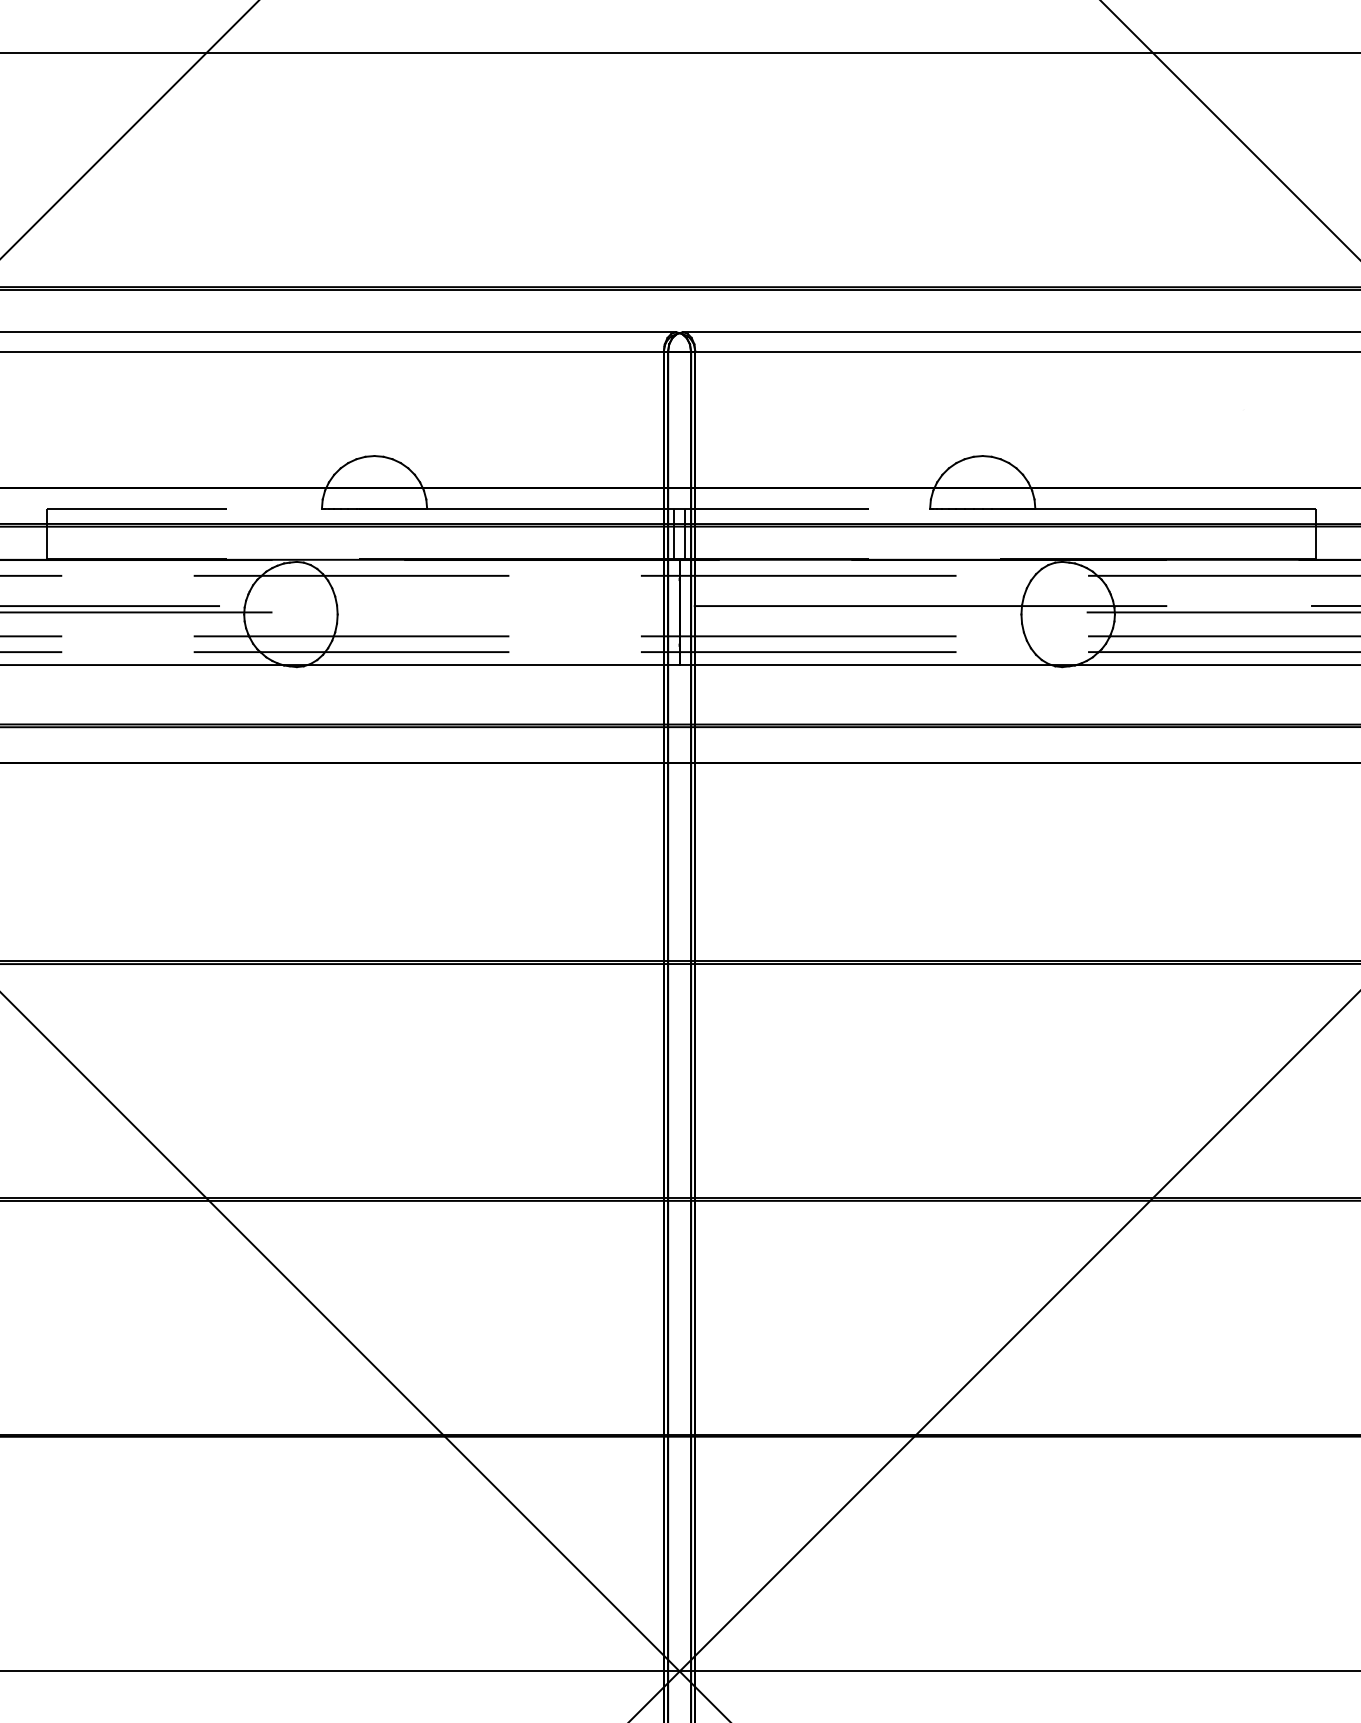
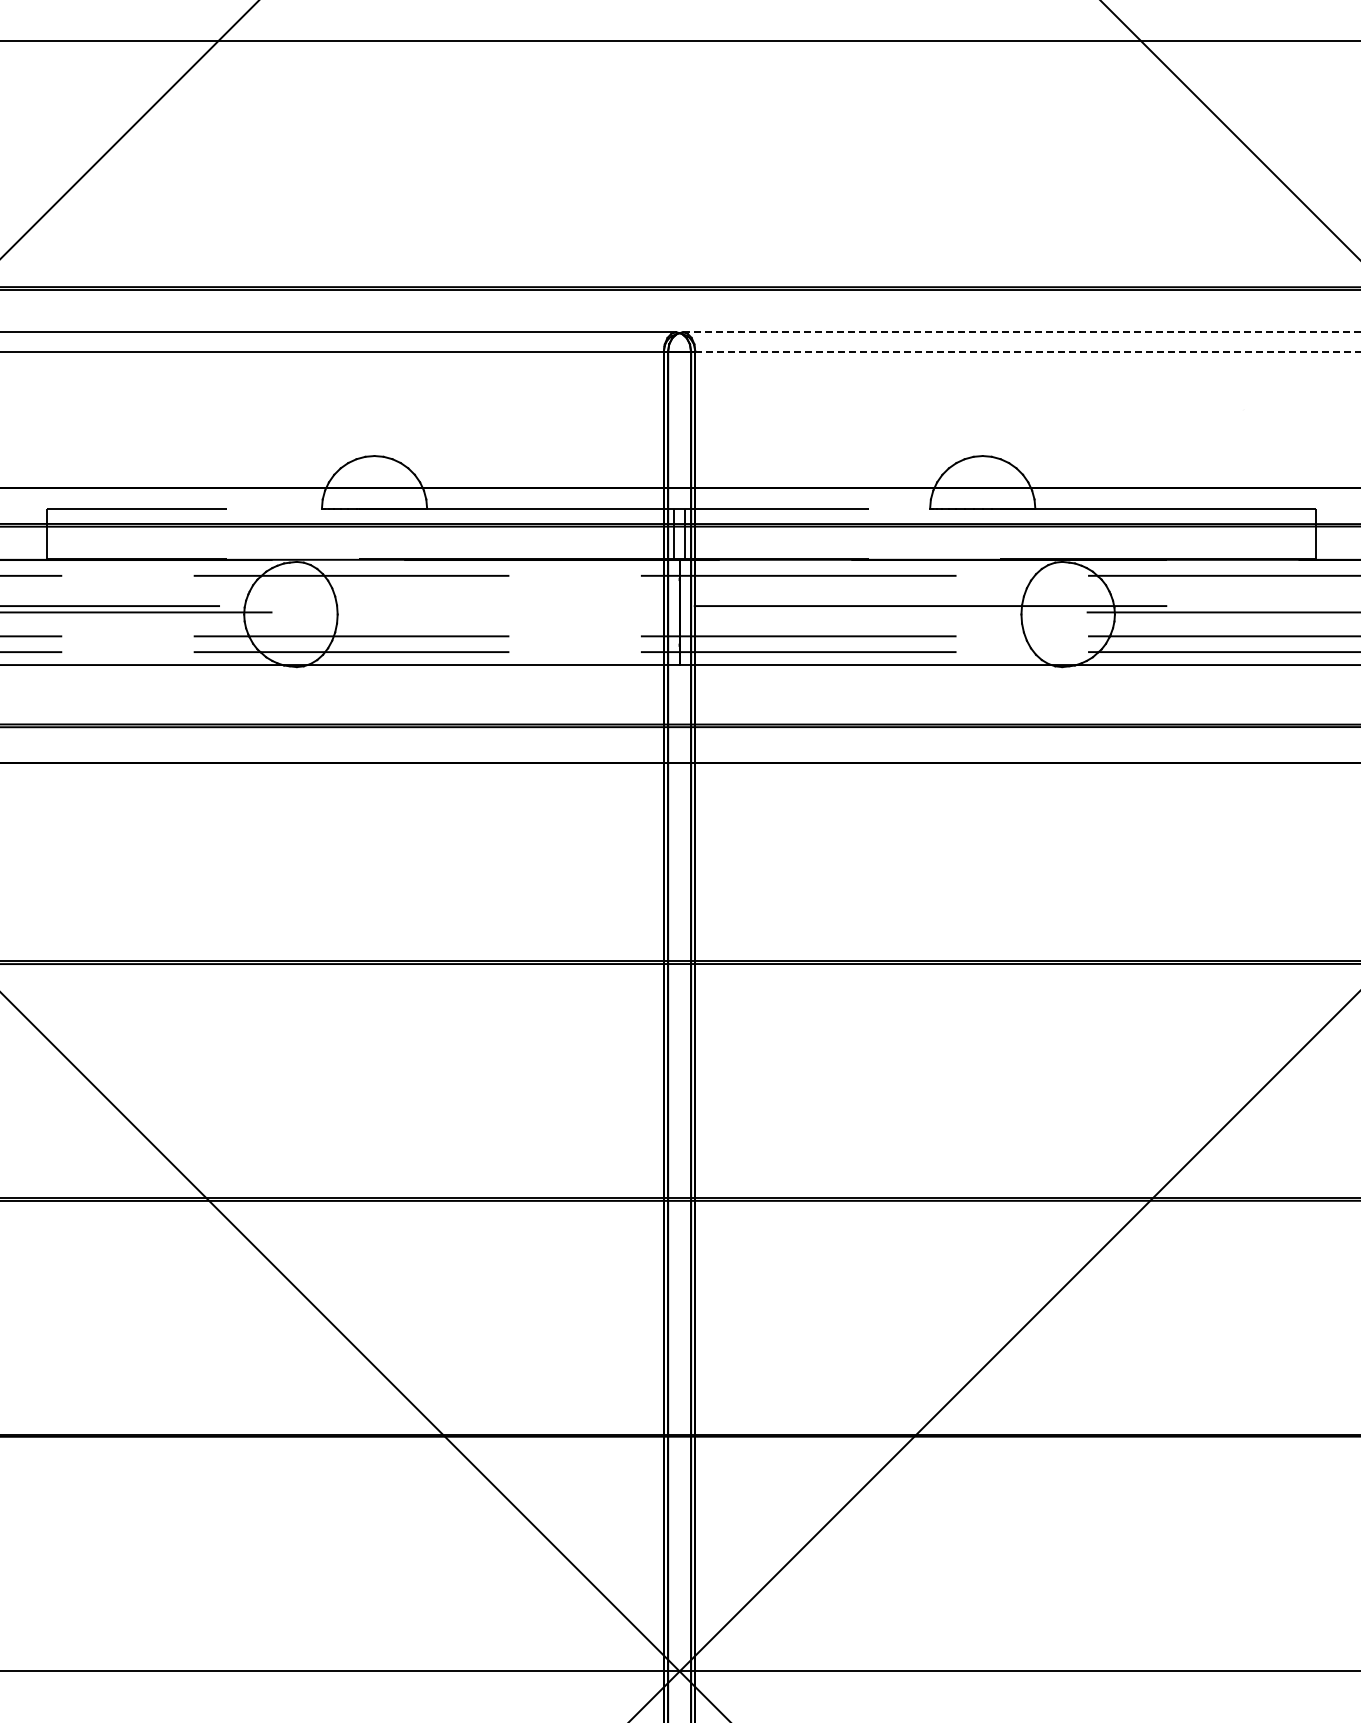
line position: (679, 52) -> (679, 40) (679, 40)
line: solid -> dashed (1021, 332)
line: solid -> dashed (1028, 351)
line: present -> none (1334, 606)
